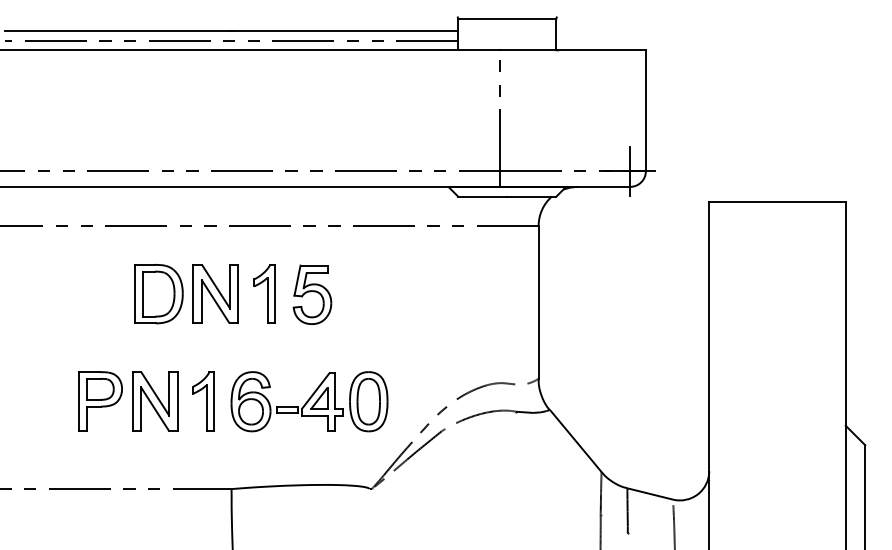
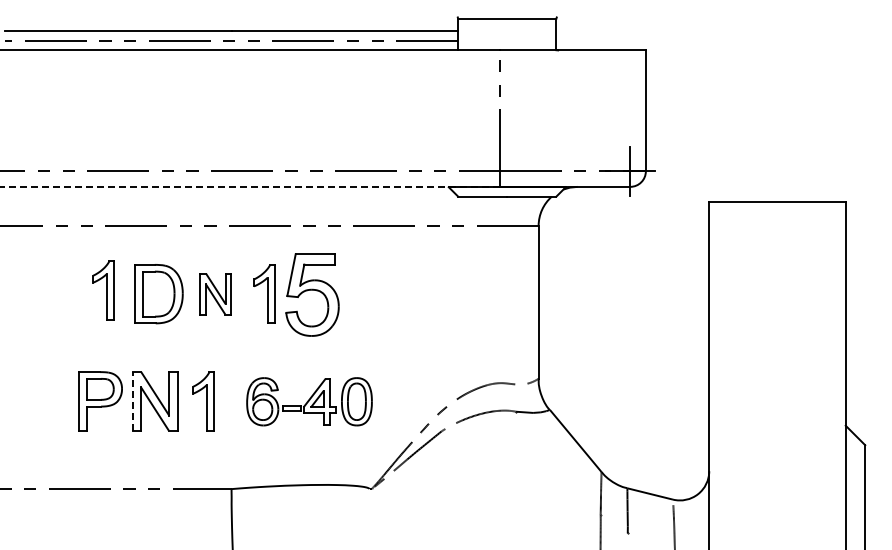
line: solid -> dashed (250, 186)
part: none -> present (103, 290)
part size: 47x60 px -> 33x43 px (215, 294)
part size: 41x61 px -> 55x84 px (312, 294)
line: solid -> dashed (132, 400)
part size: 159x62 px -> 127x50 px (309, 401)
